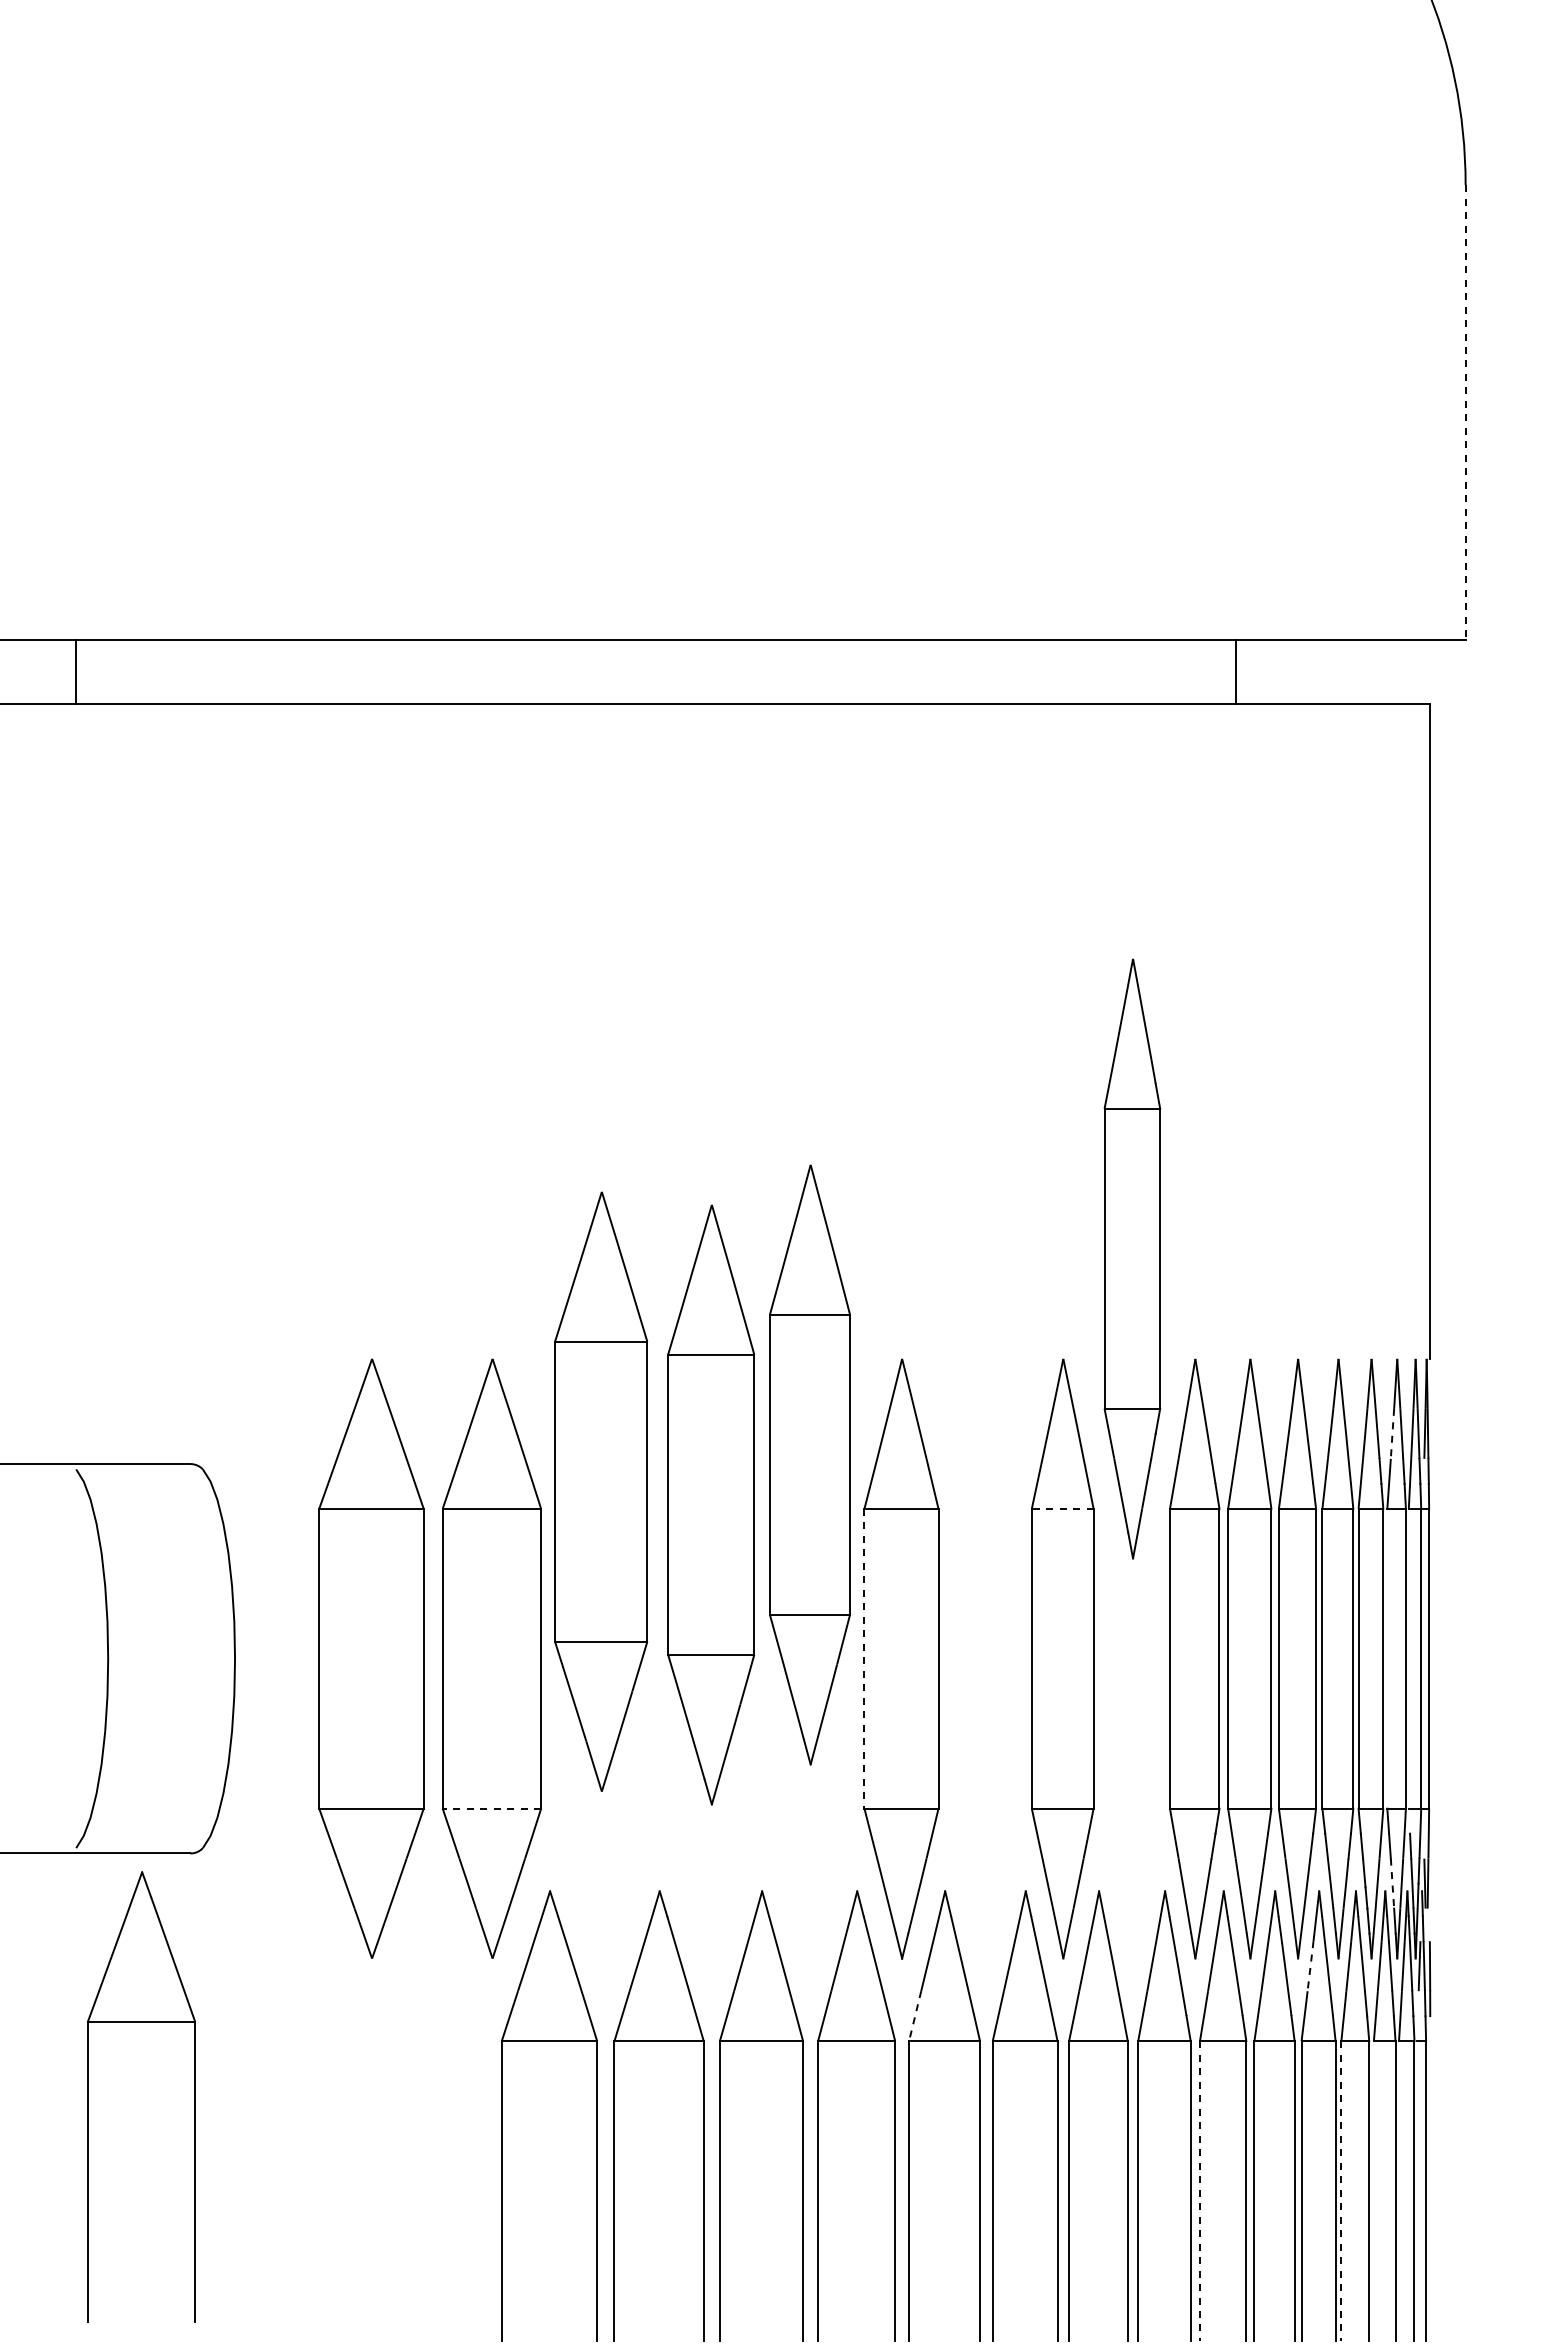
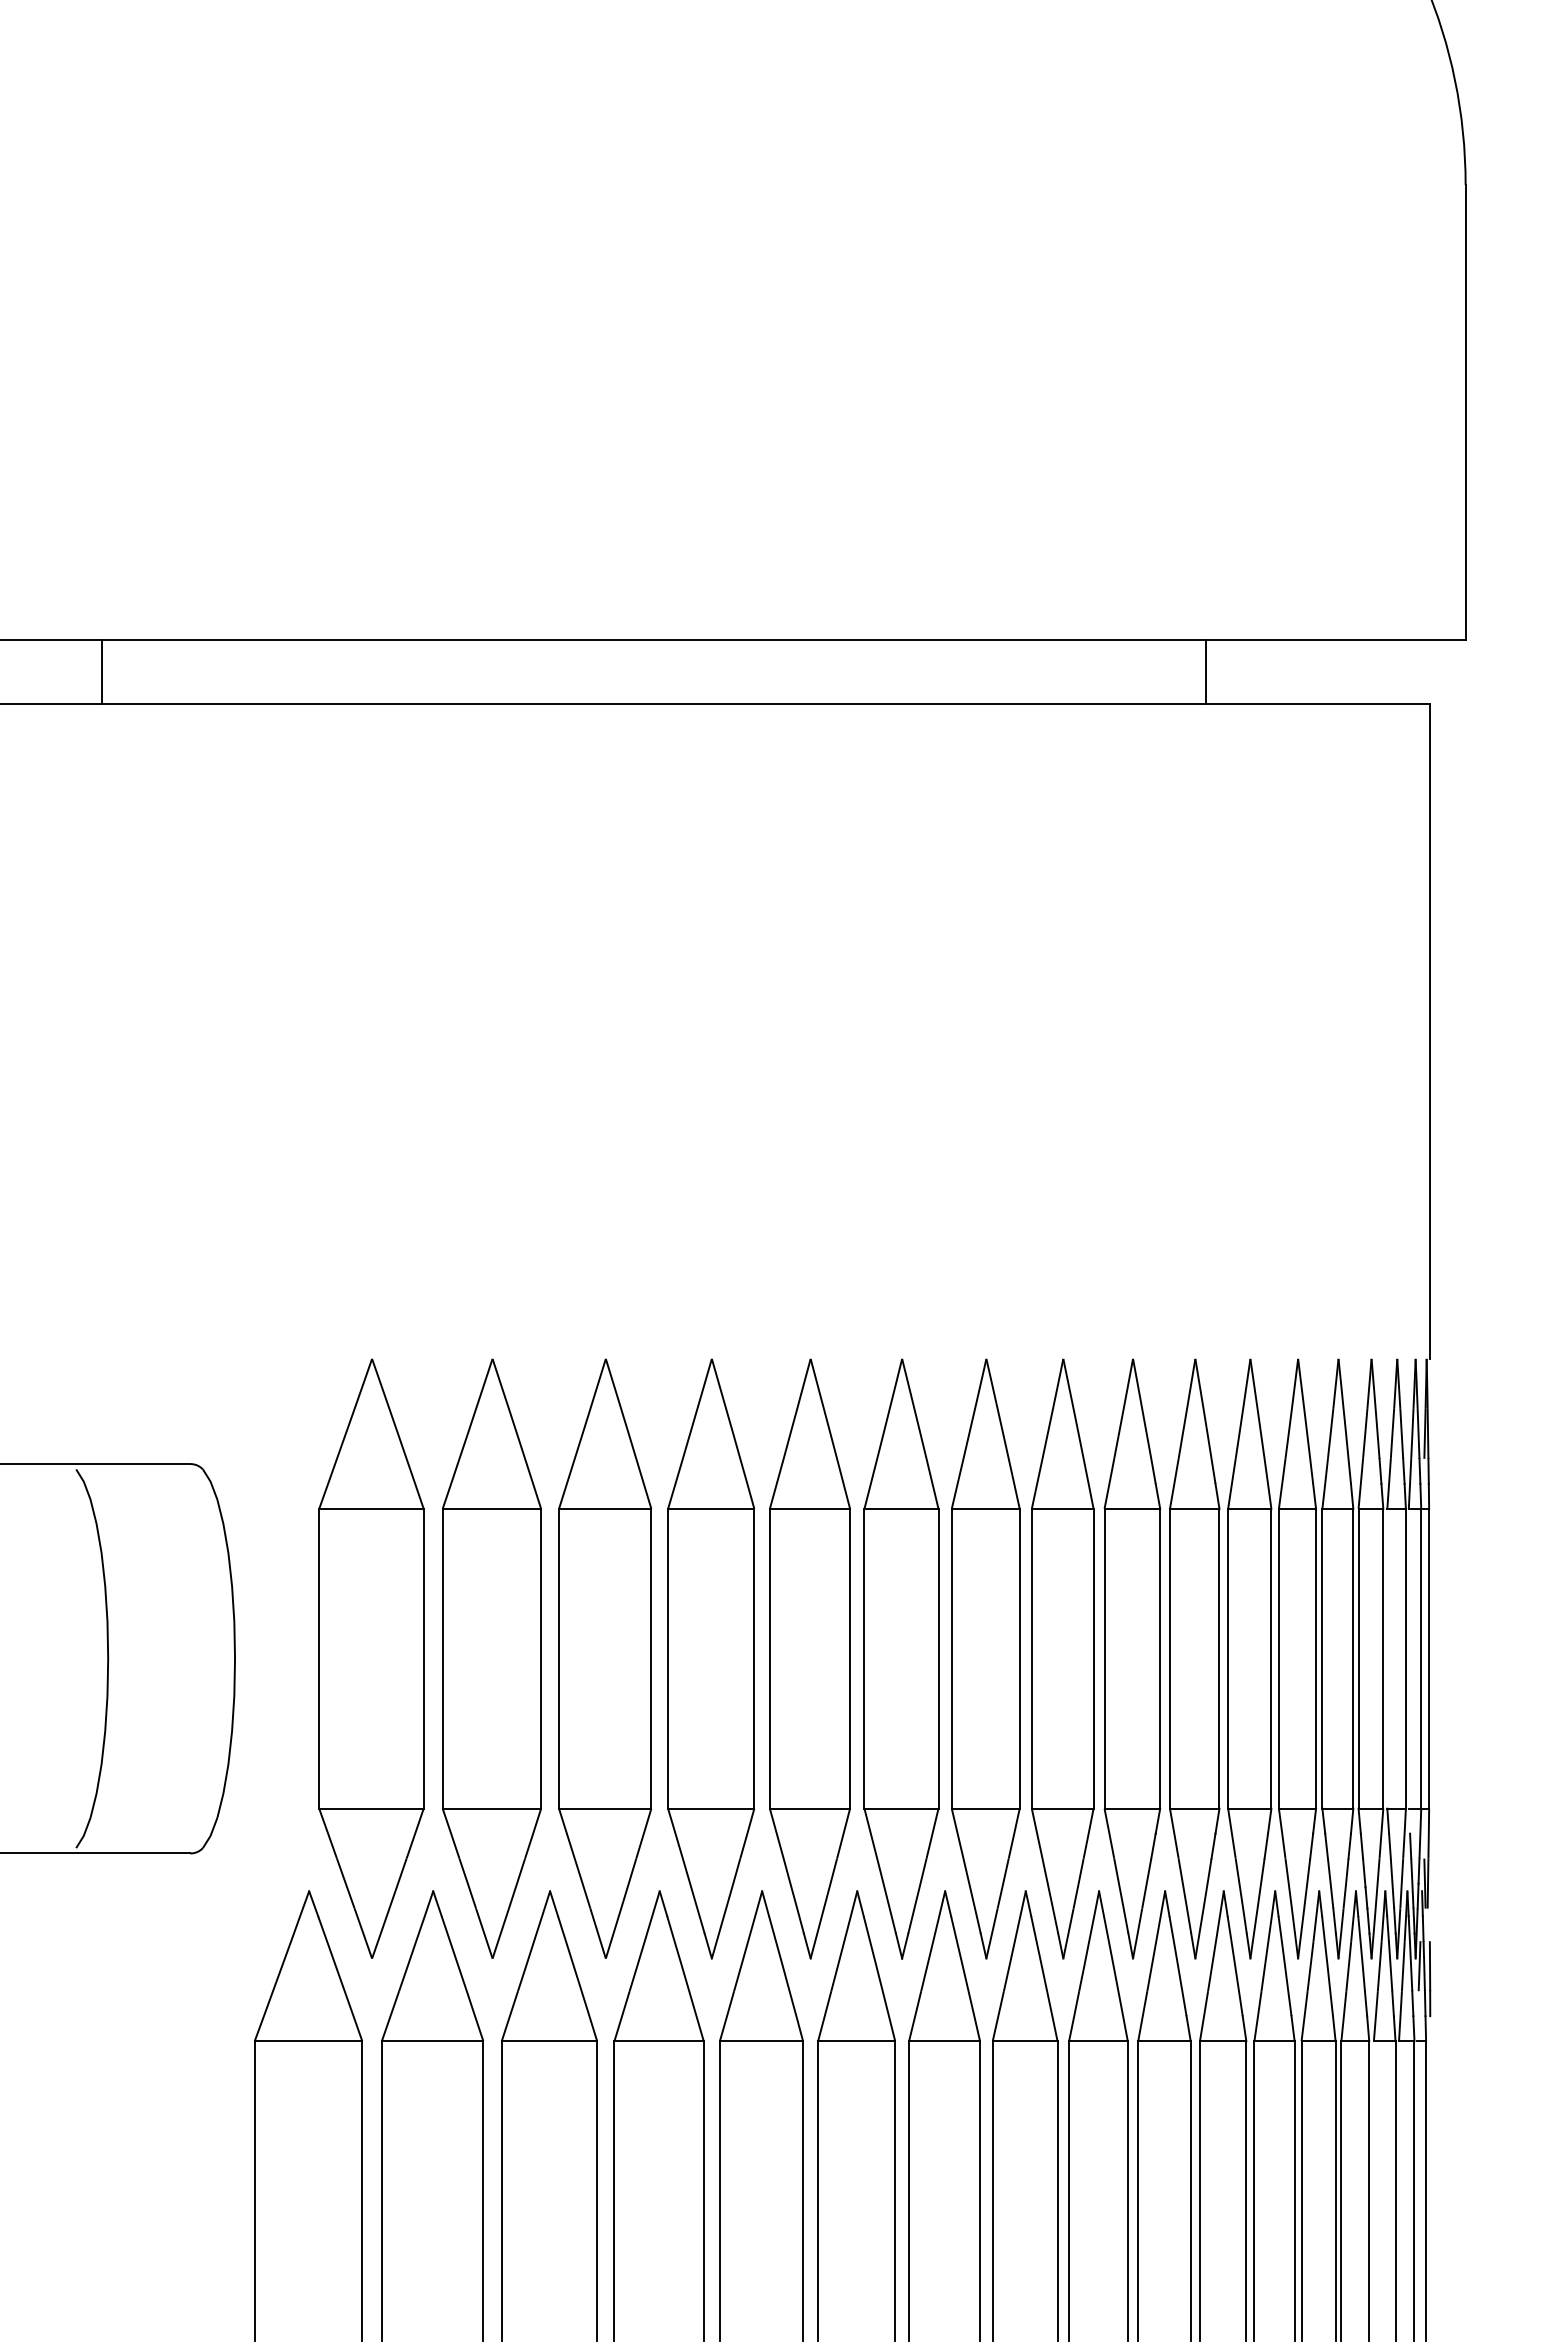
line: dashed -> solid (1465, 412)
line position: (76, 671) -> (102, 671) (102, 671)
line position: (1235, 671) -> (1205, 671) (1205, 671)
part position: (1132, 1258) -> (1132, 1658) (1132, 1658)
line: dashed -> solid (1392, 1433)
part position: (809, 1464) -> (809, 1658) (809, 1658)
part position: (601, 1491) -> (605, 1658) (605, 1658)
part position: (710, 1504) -> (710, 1658) (710, 1658)
line: dashed -> solid (1062, 1508)
line: dashed -> solid (864, 1658)
part: none -> present (985, 1658)
line: dashed -> solid (491, 1808)
line: dashed -> solid (1392, 1883)
line: dashed -> solid (1310, 1966)
line: dashed -> solid (915, 2016)
part position: (88, 2096) -> (255, 2115) (255, 2115)
part: none -> present (382, 2115)
line: dashed -> solid (1199, 2191)
line: dashed -> solid (1341, 2191)
